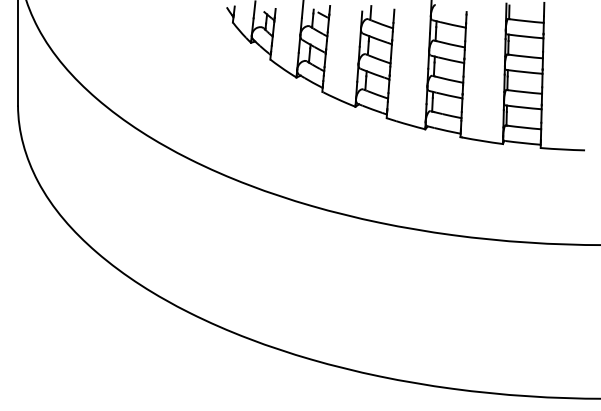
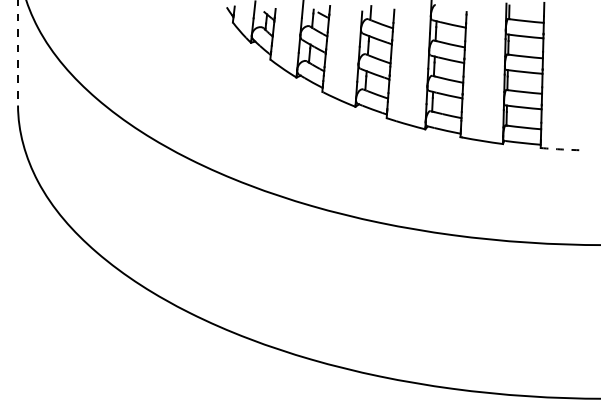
line: solid -> dashed (18, 53)
arc: solid -> dashed (562, 149)
